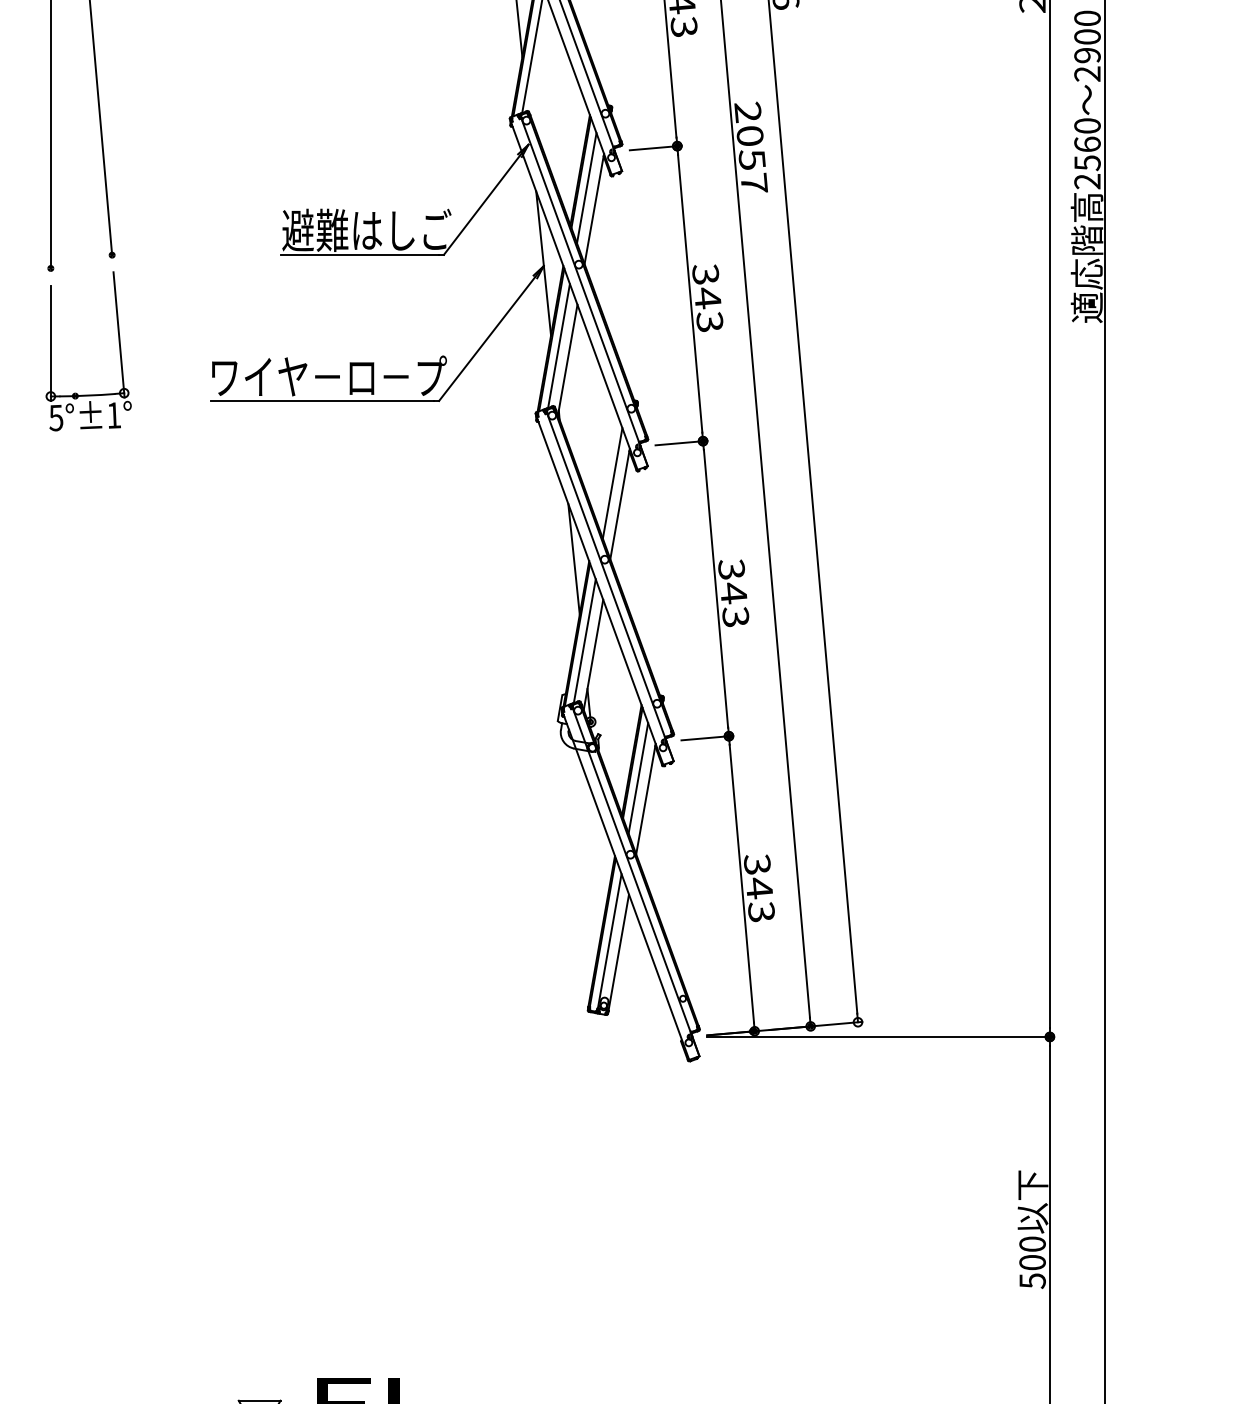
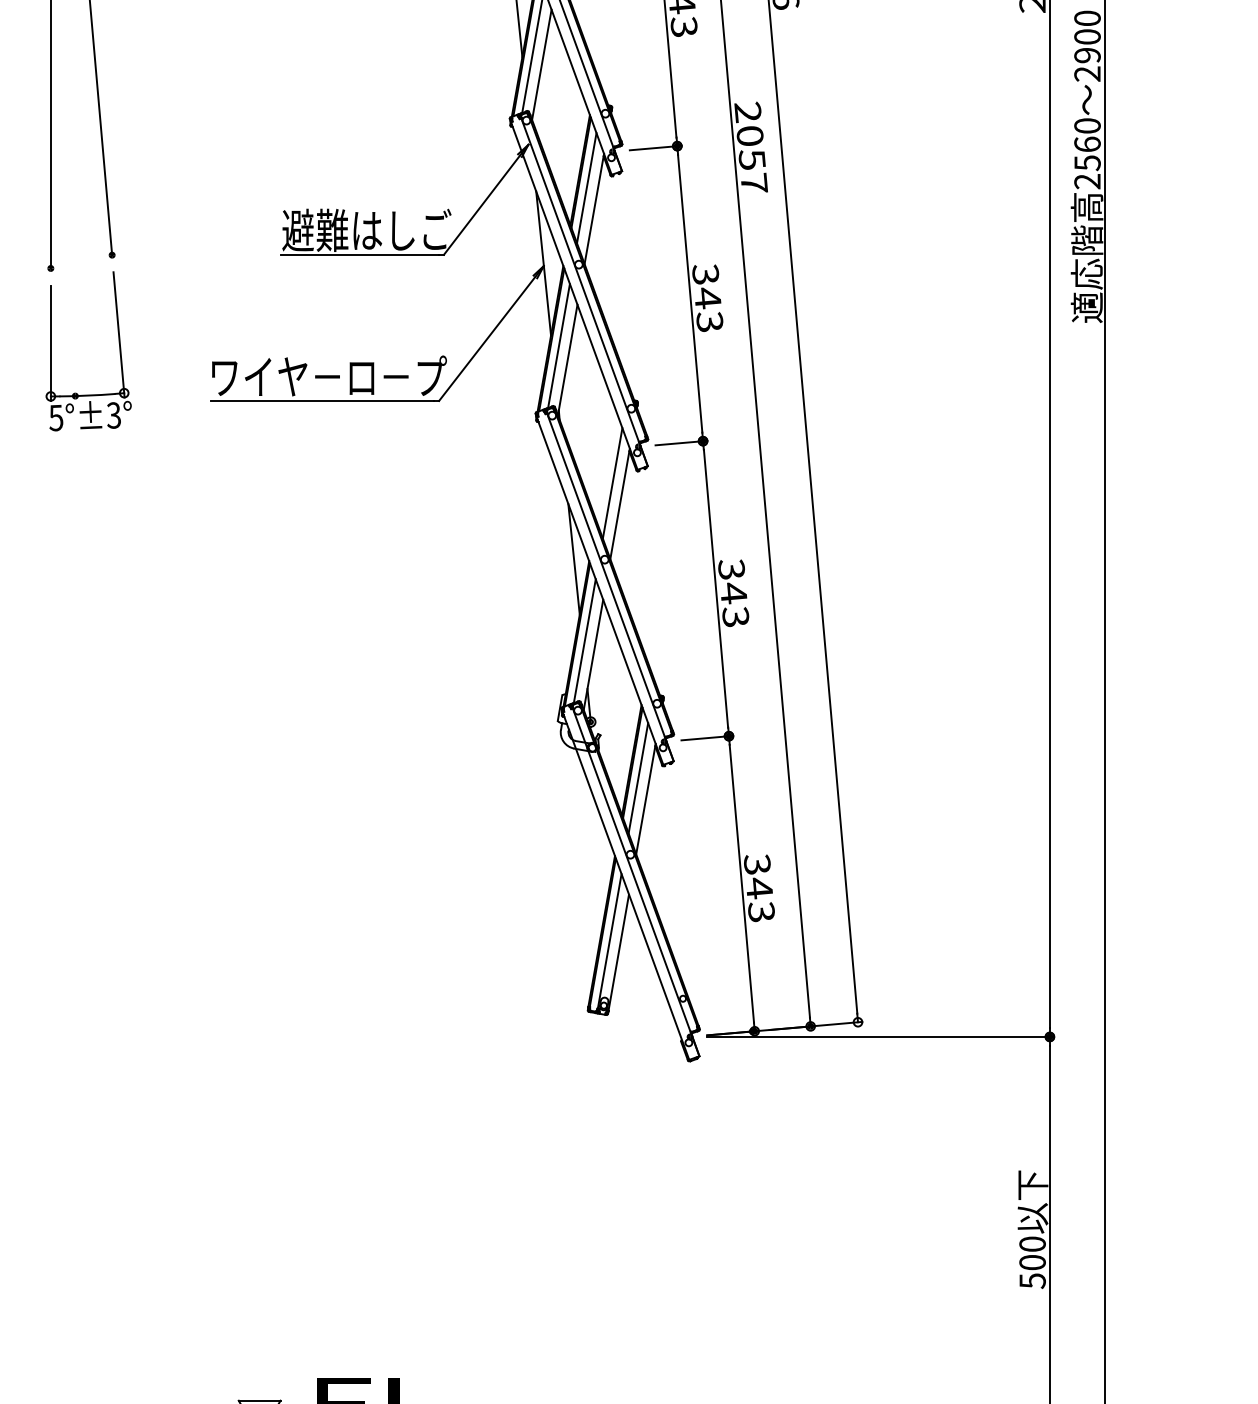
line: none -> present (541, 64)
text: 5°±1° -> 5°±3° (113, 415)
